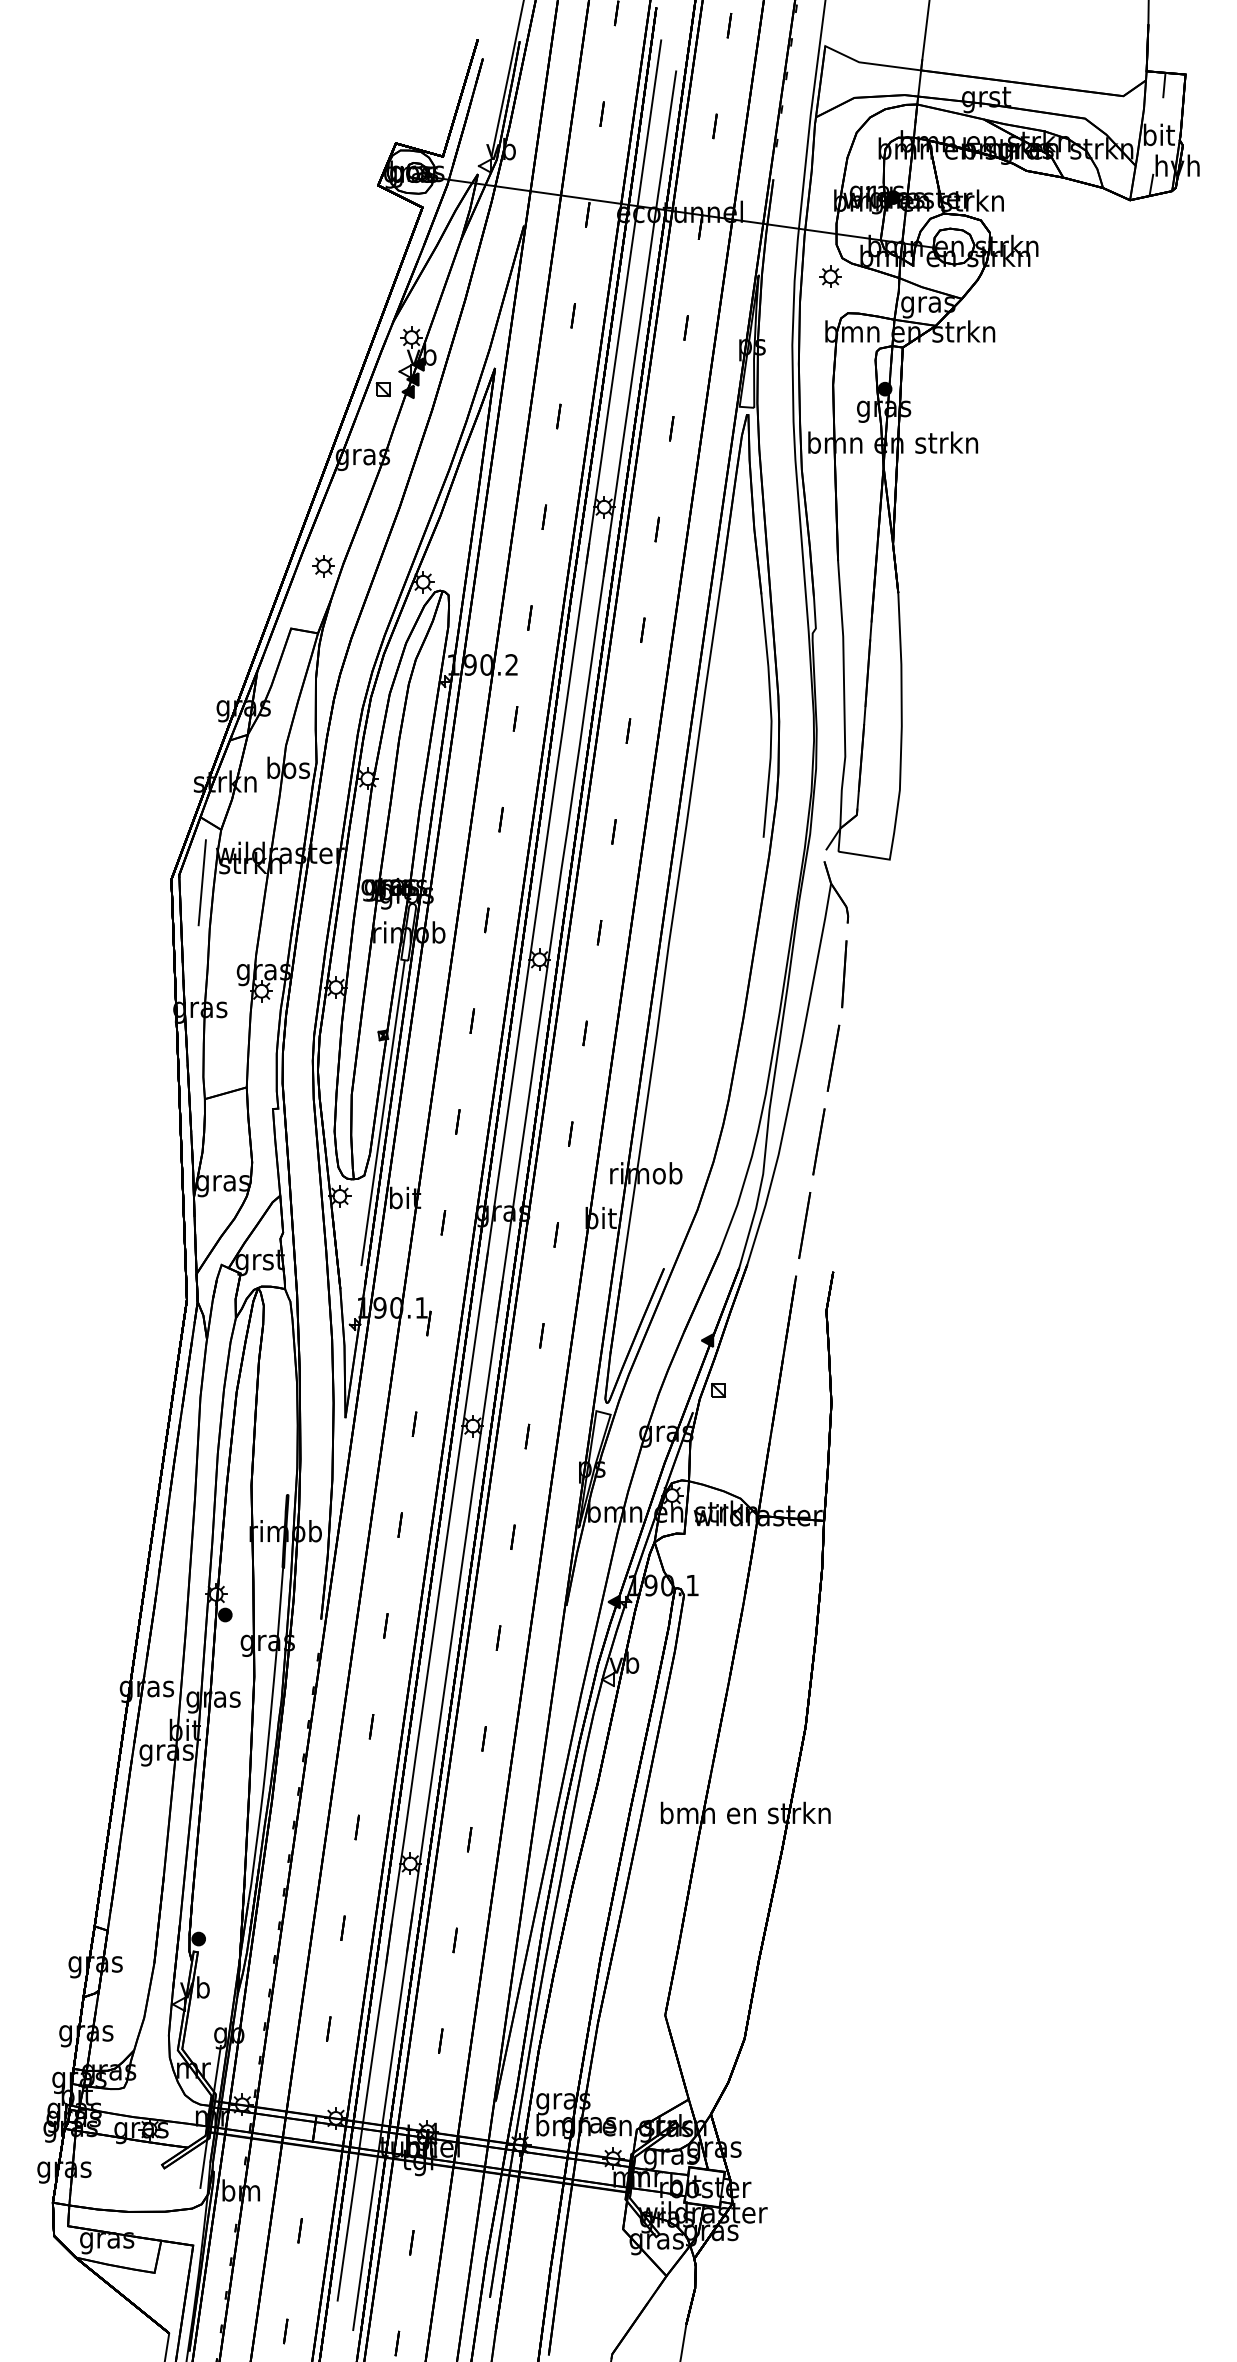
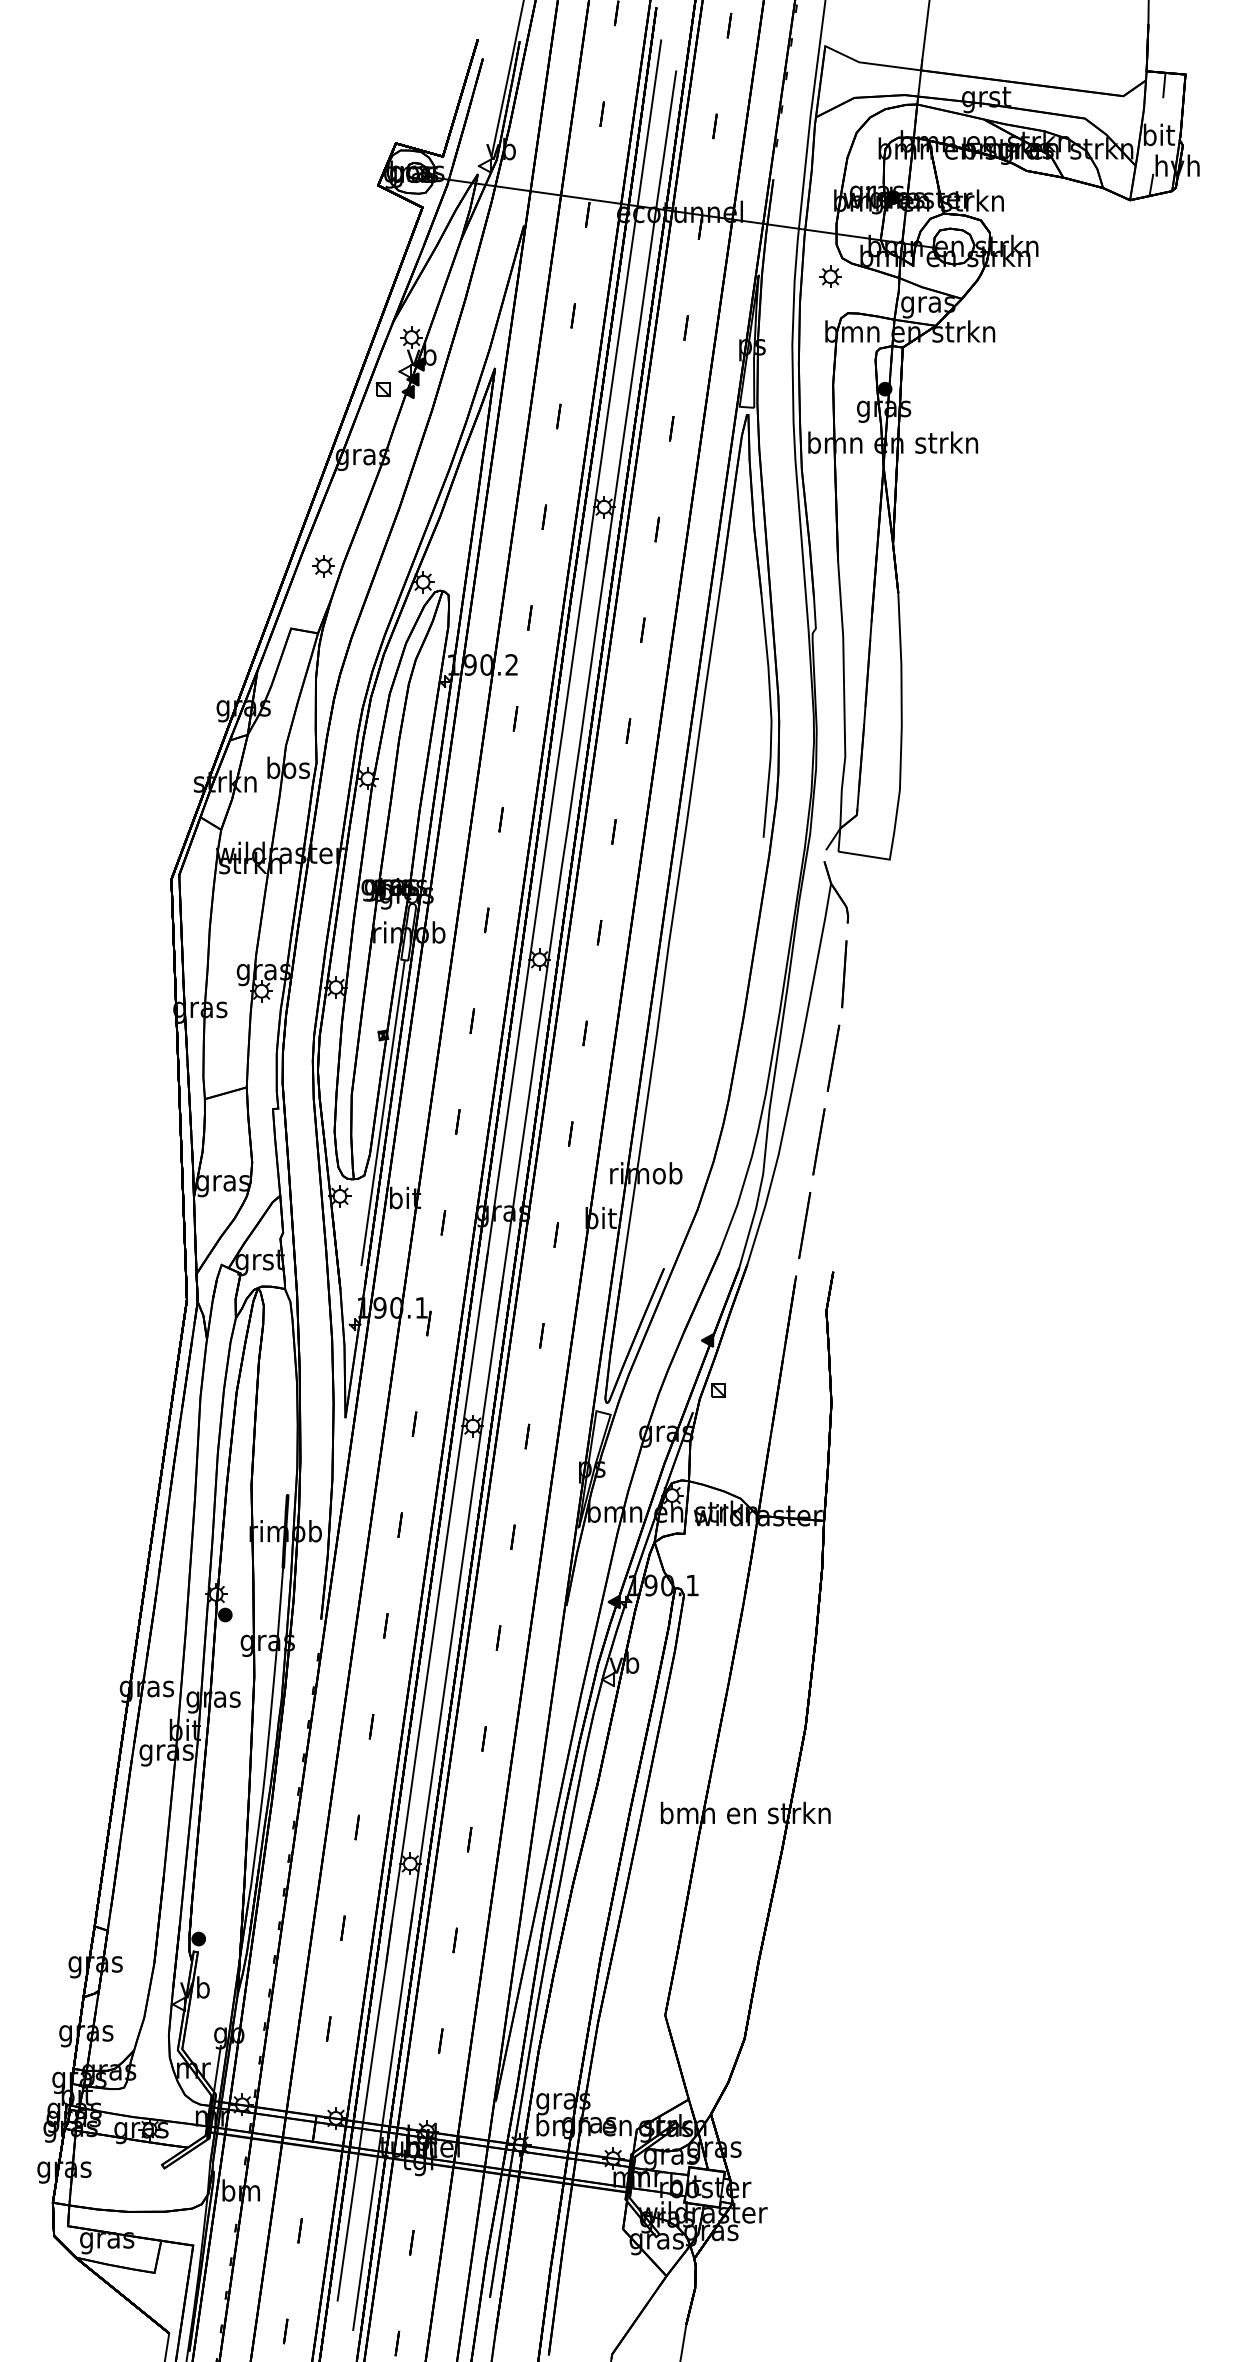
line: present -> none (201, 882)
line: present -> none (203, 2163)
